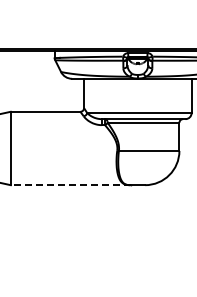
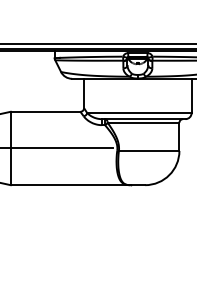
line: none -> present (97, 44)
line: none -> present (57, 148)
line: dashed -> solid (70, 185)
